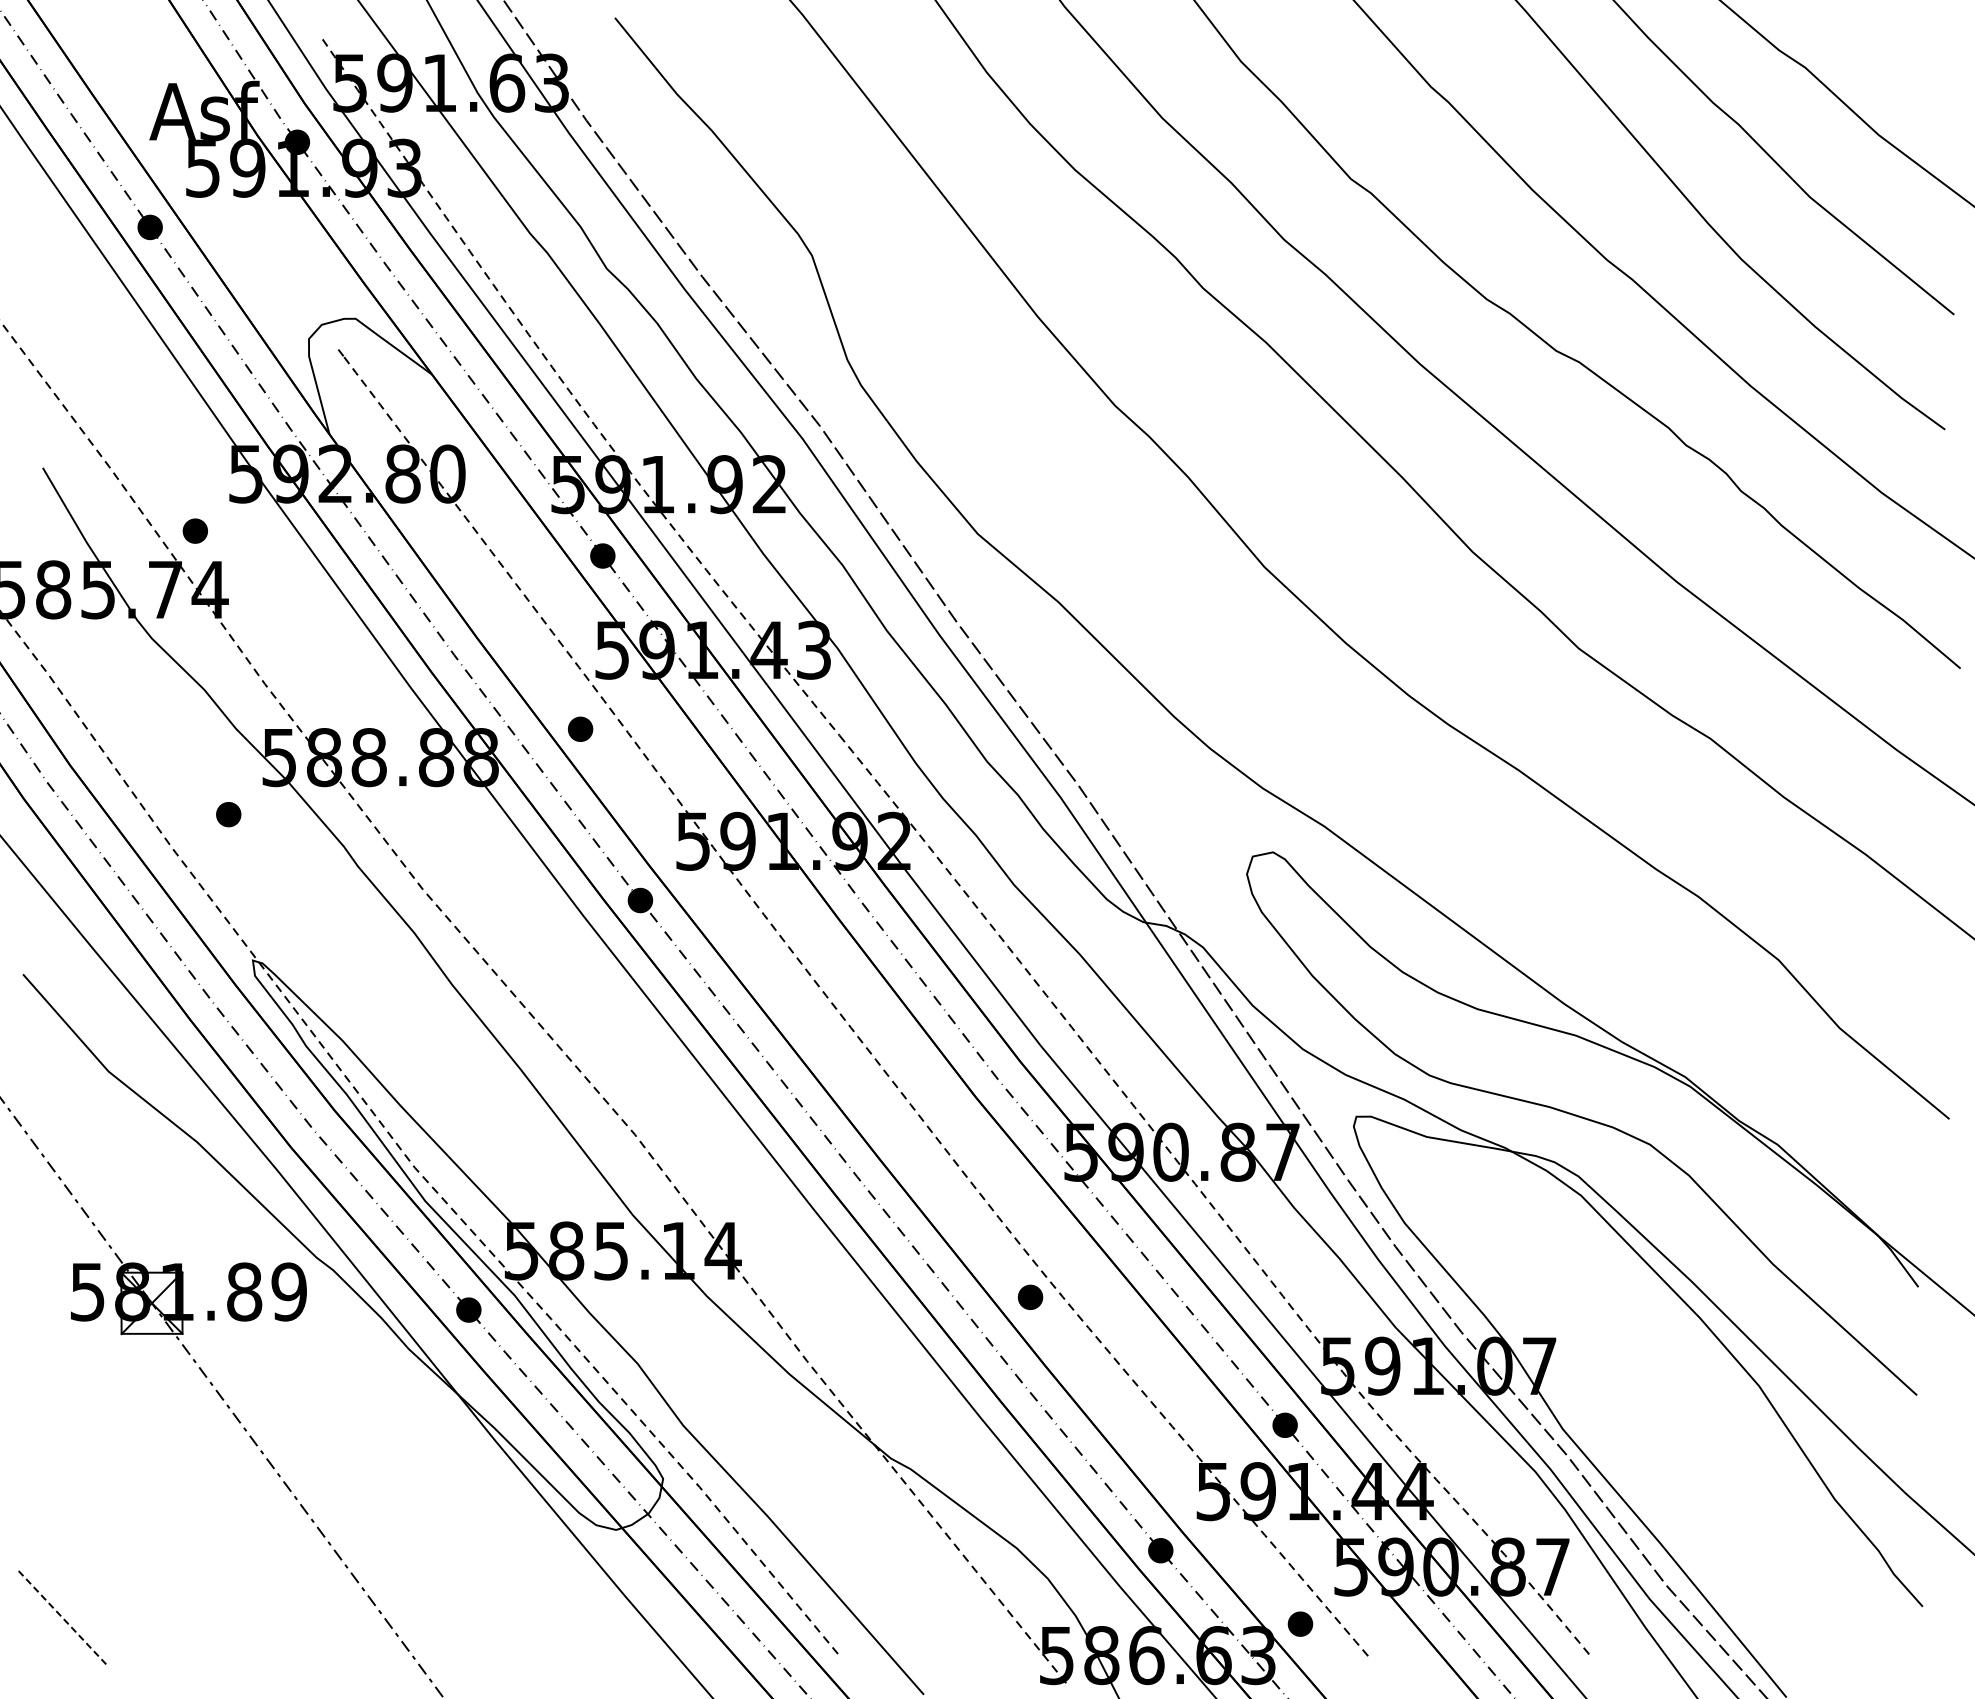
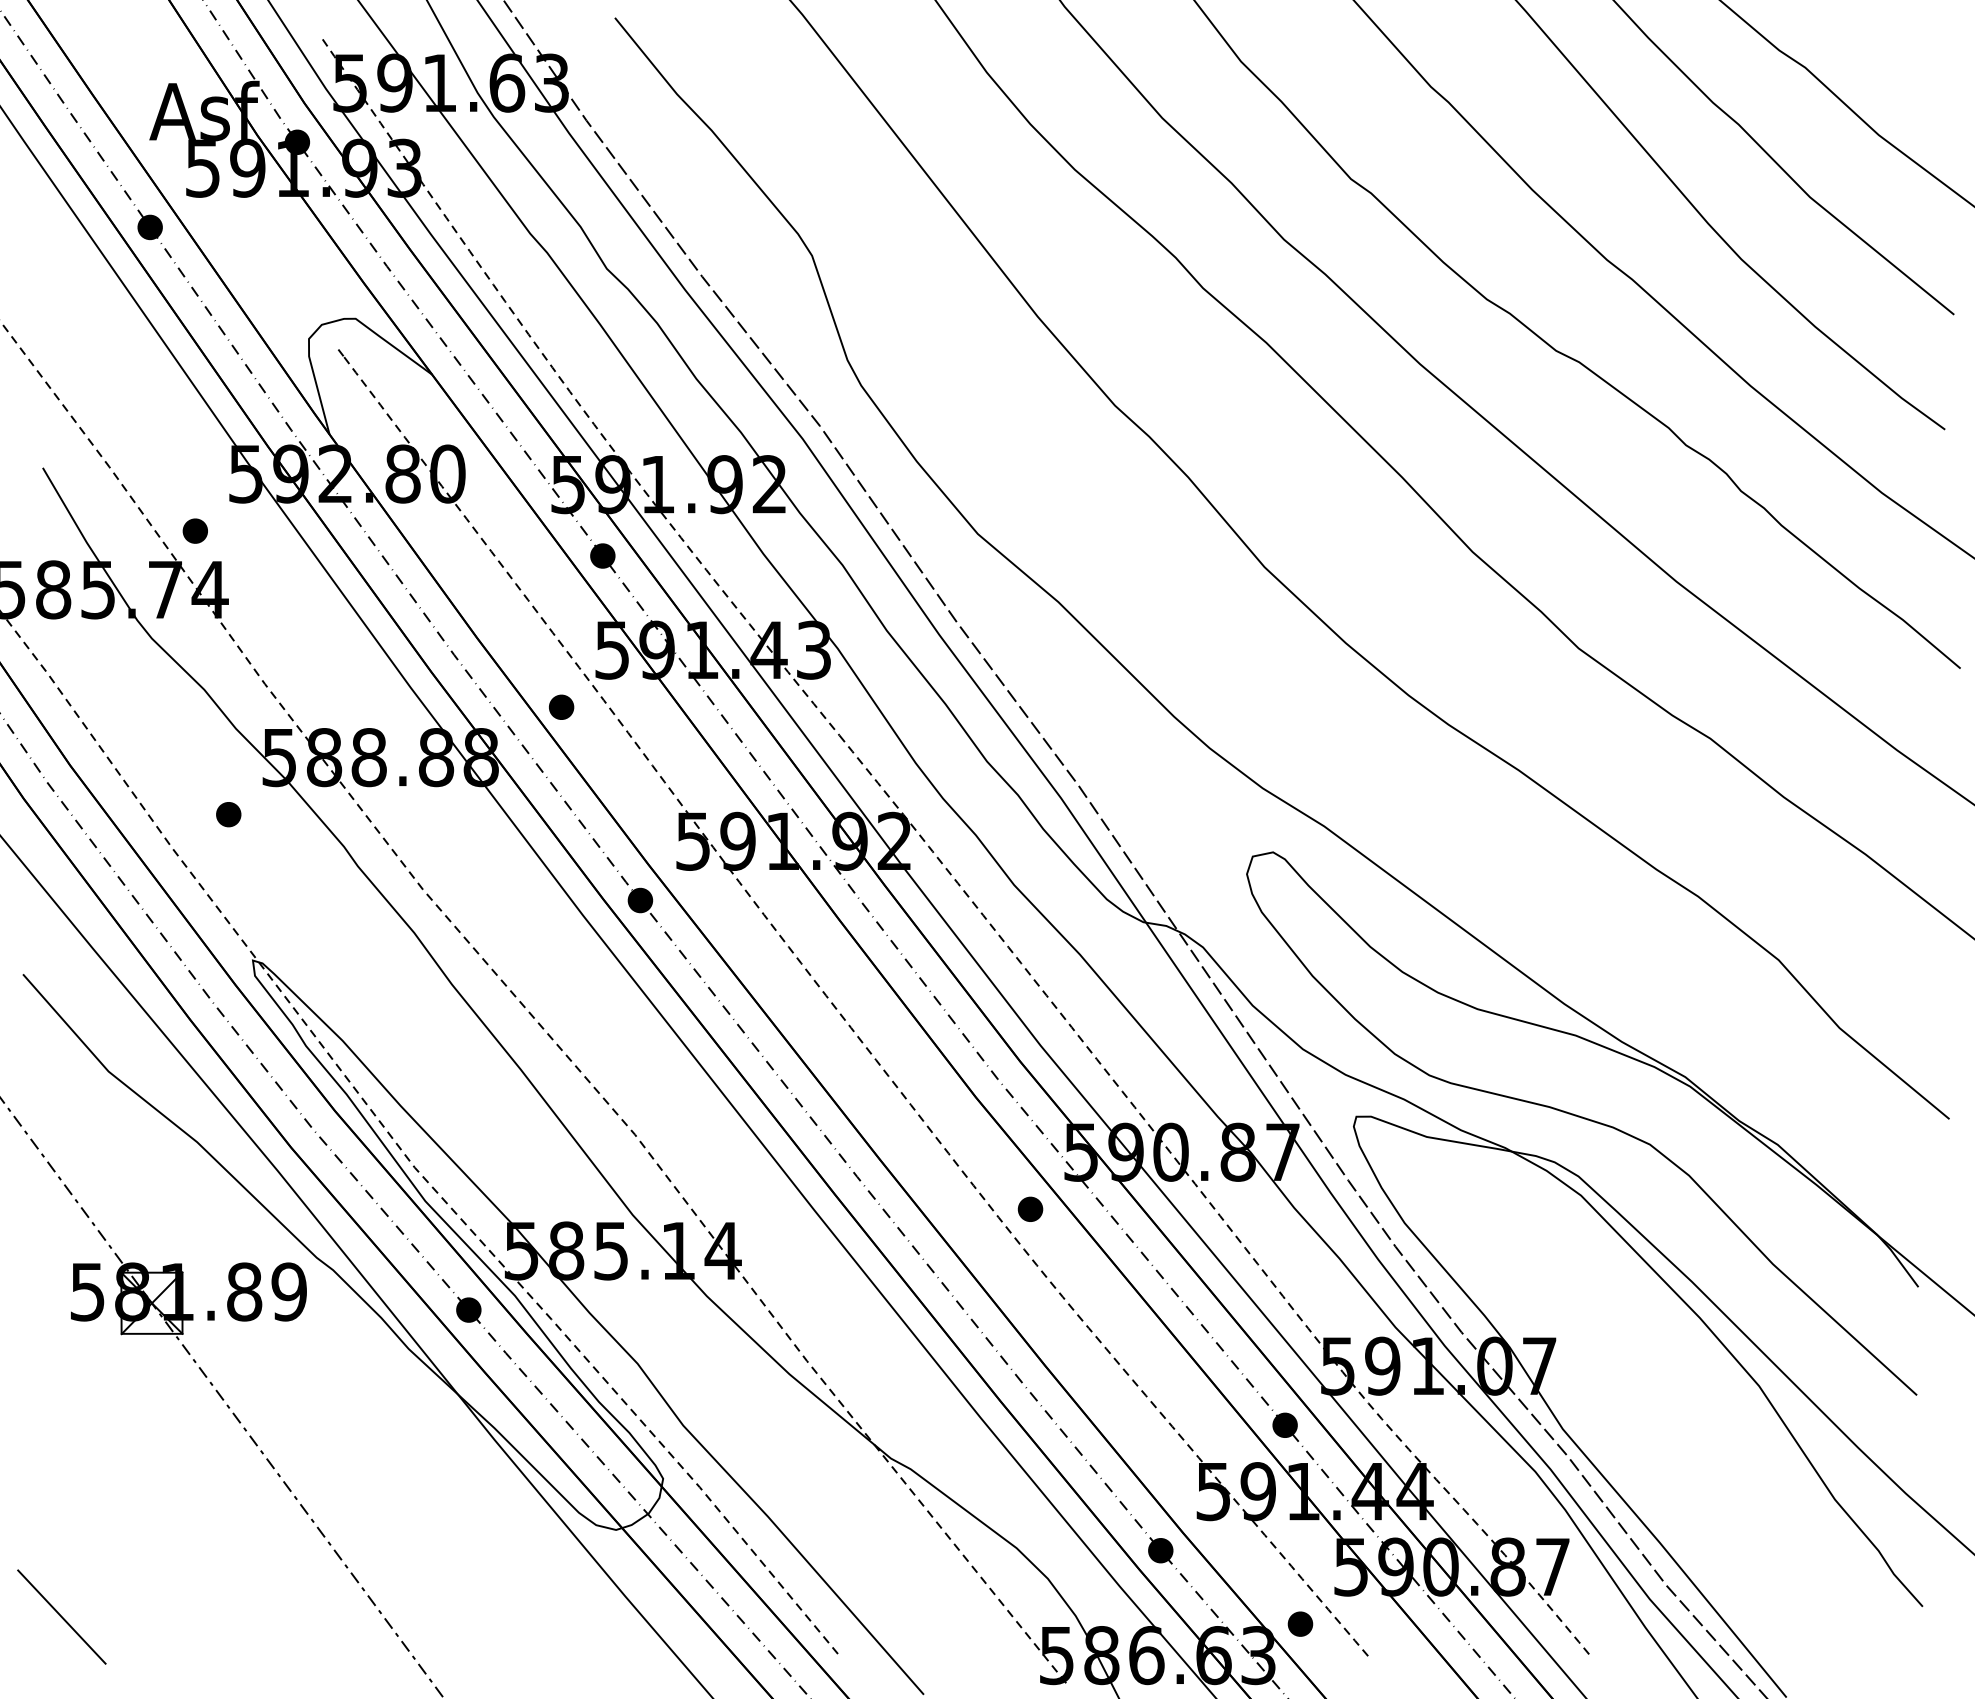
part position: (580, 728) -> (561, 706) (561, 706)
part position: (1030, 1296) -> (1030, 1208) (1030, 1208)
line: dashed -> solid (61, 1617)
